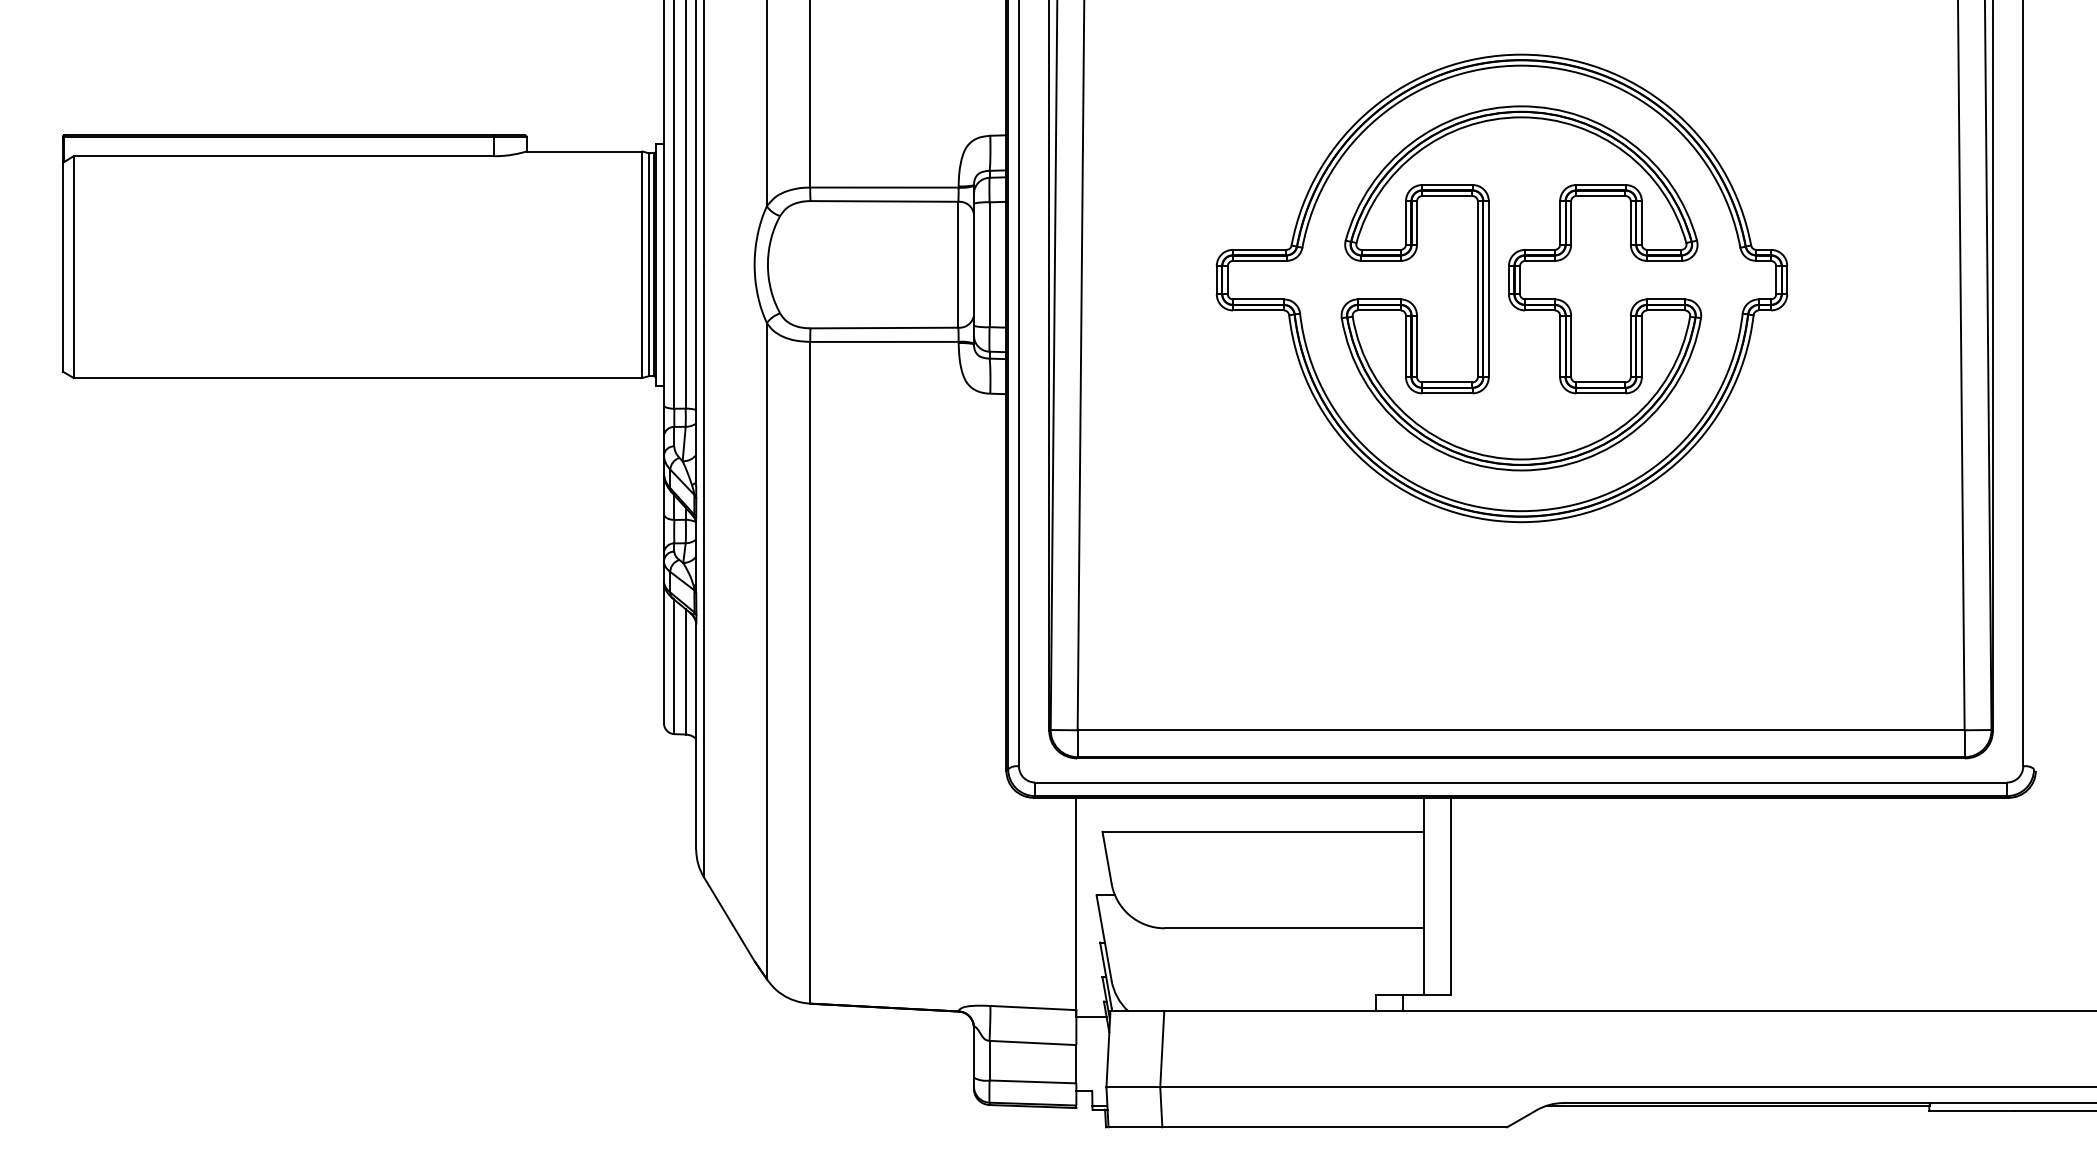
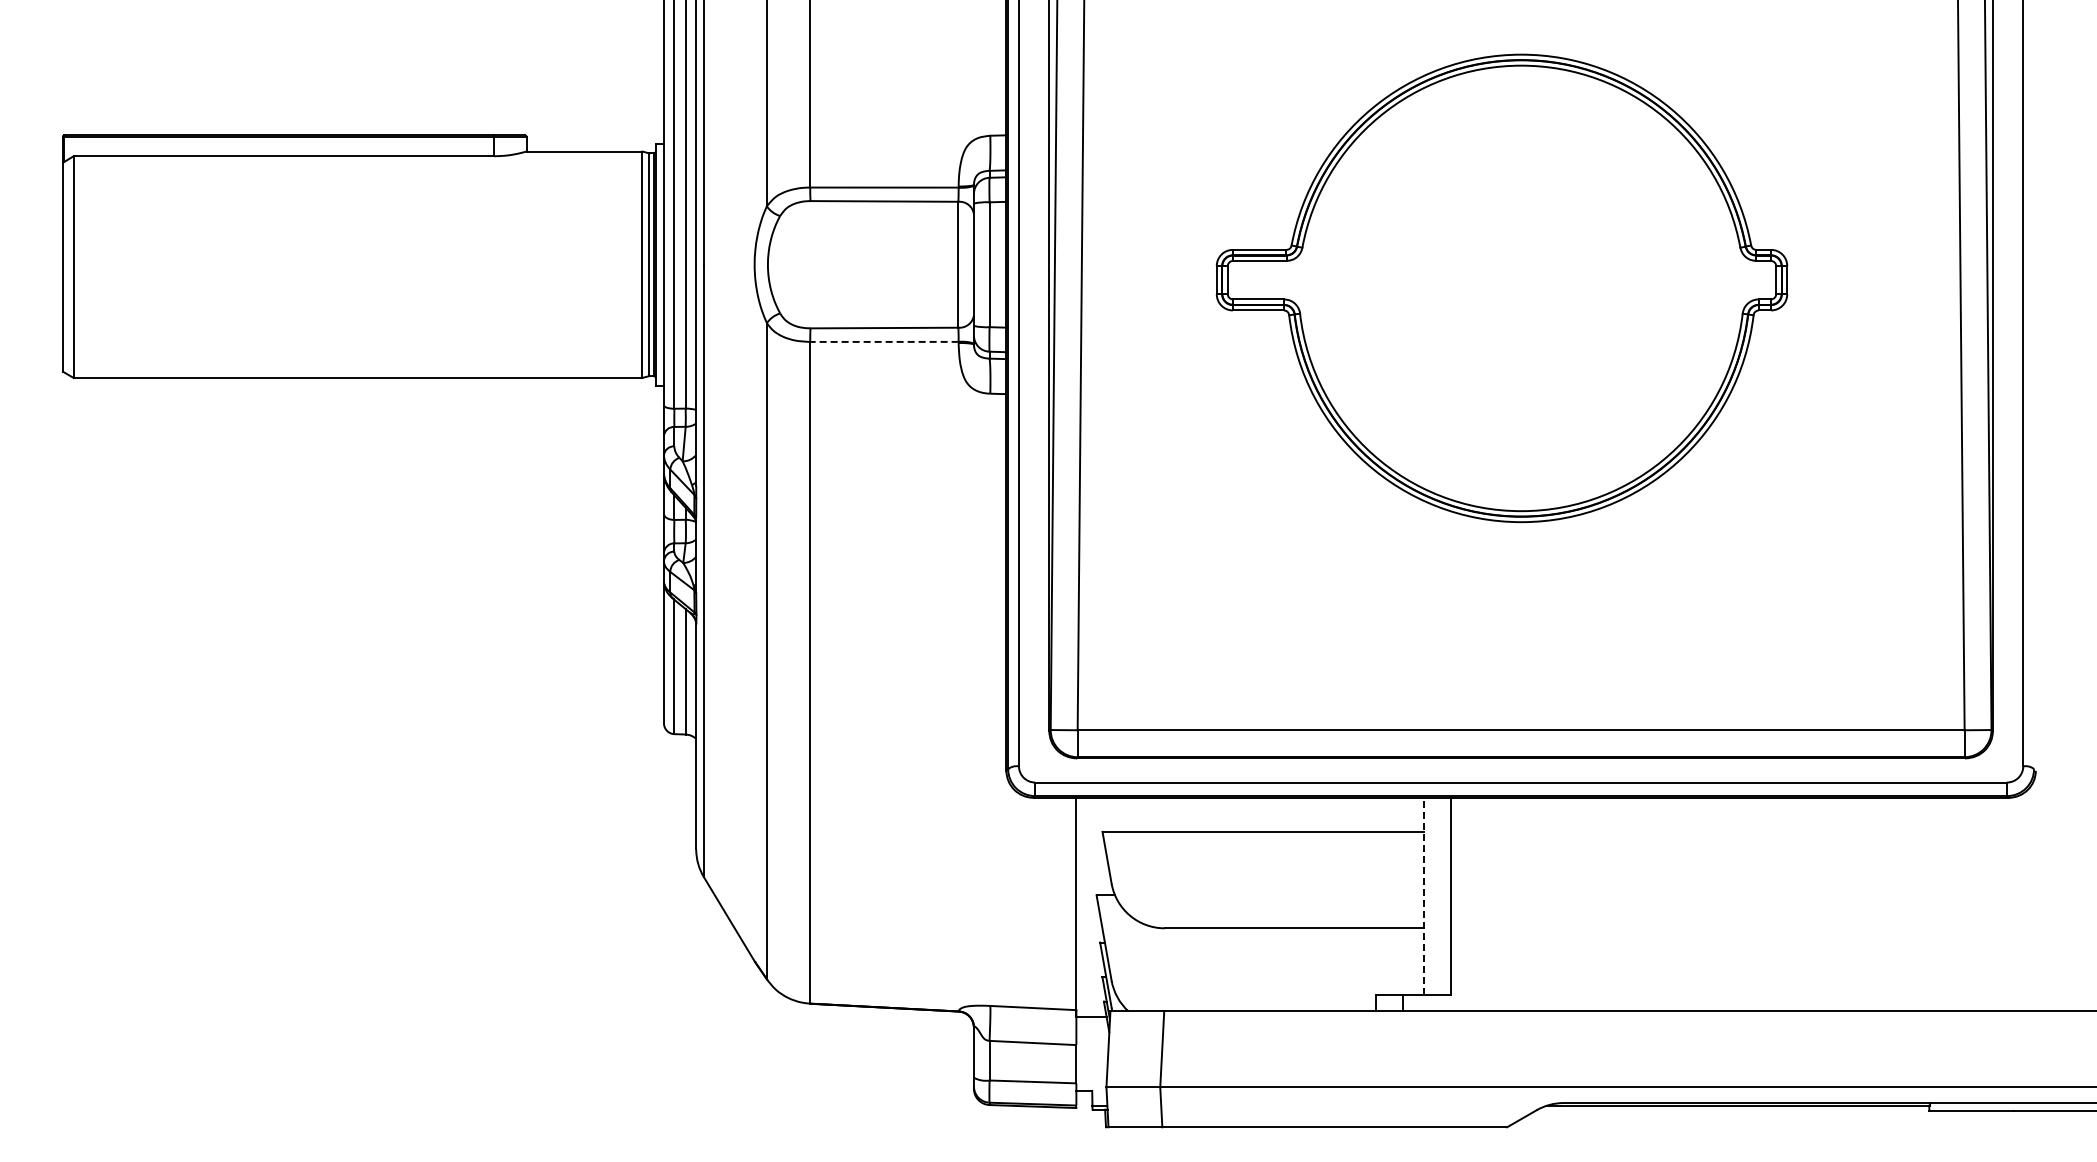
part: present -> none (1521, 288)
line: solid -> dashed (883, 341)
line: solid -> dashed (1424, 896)
